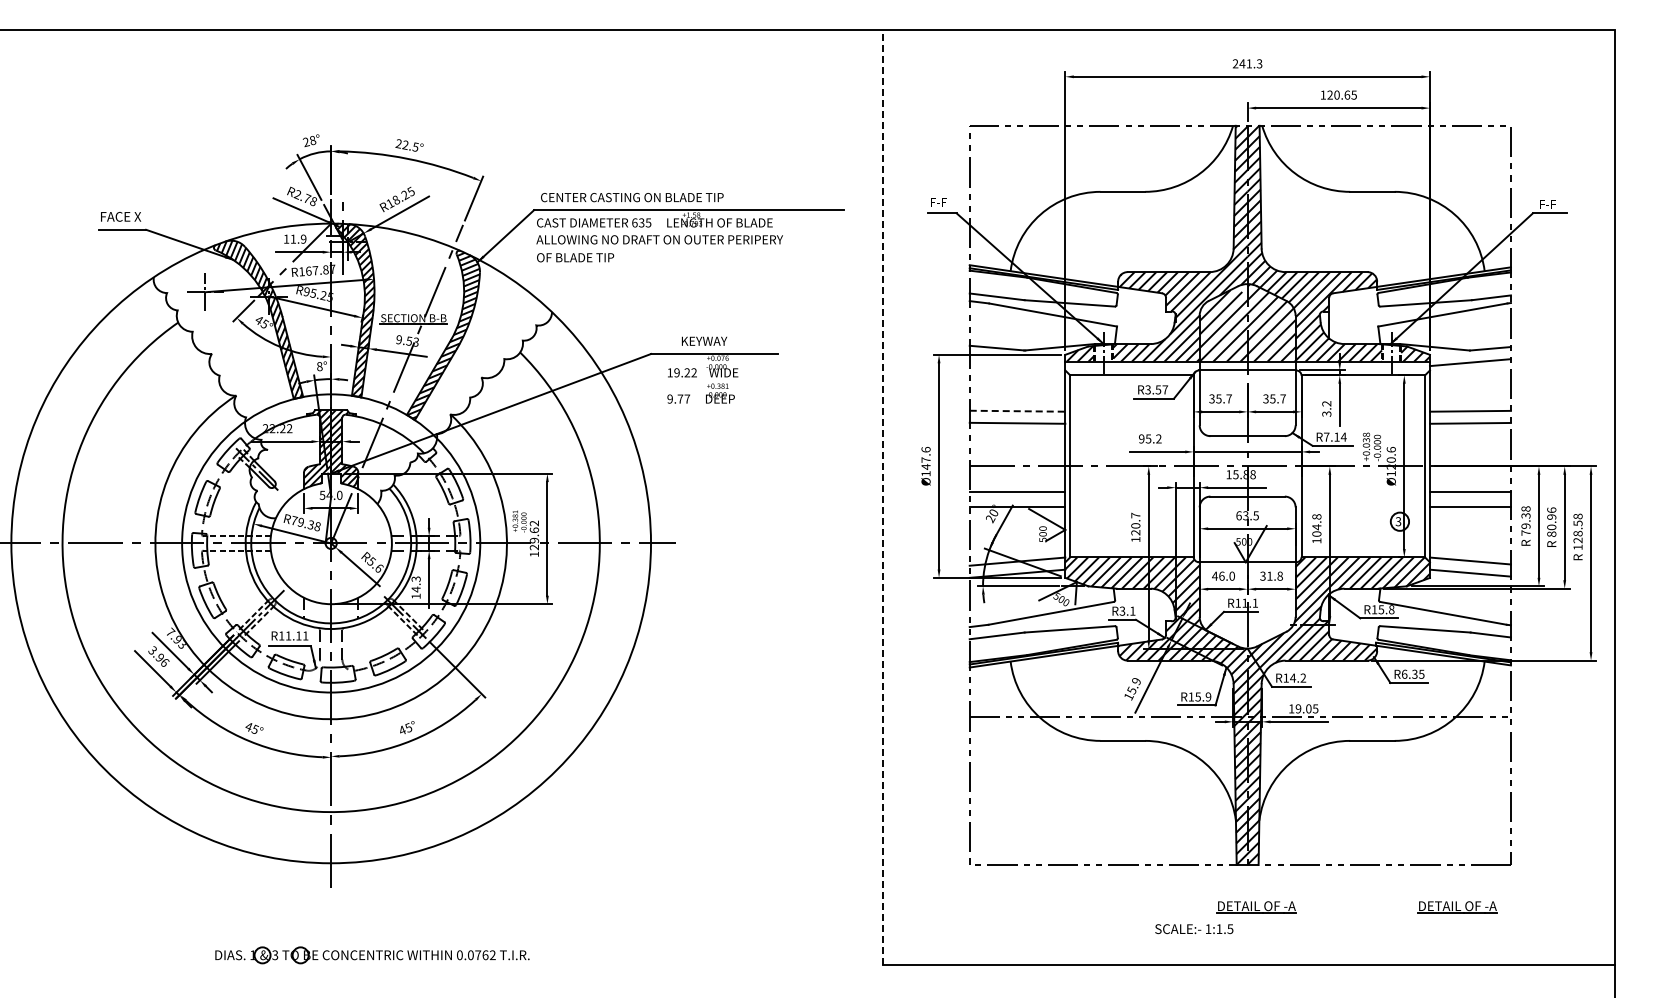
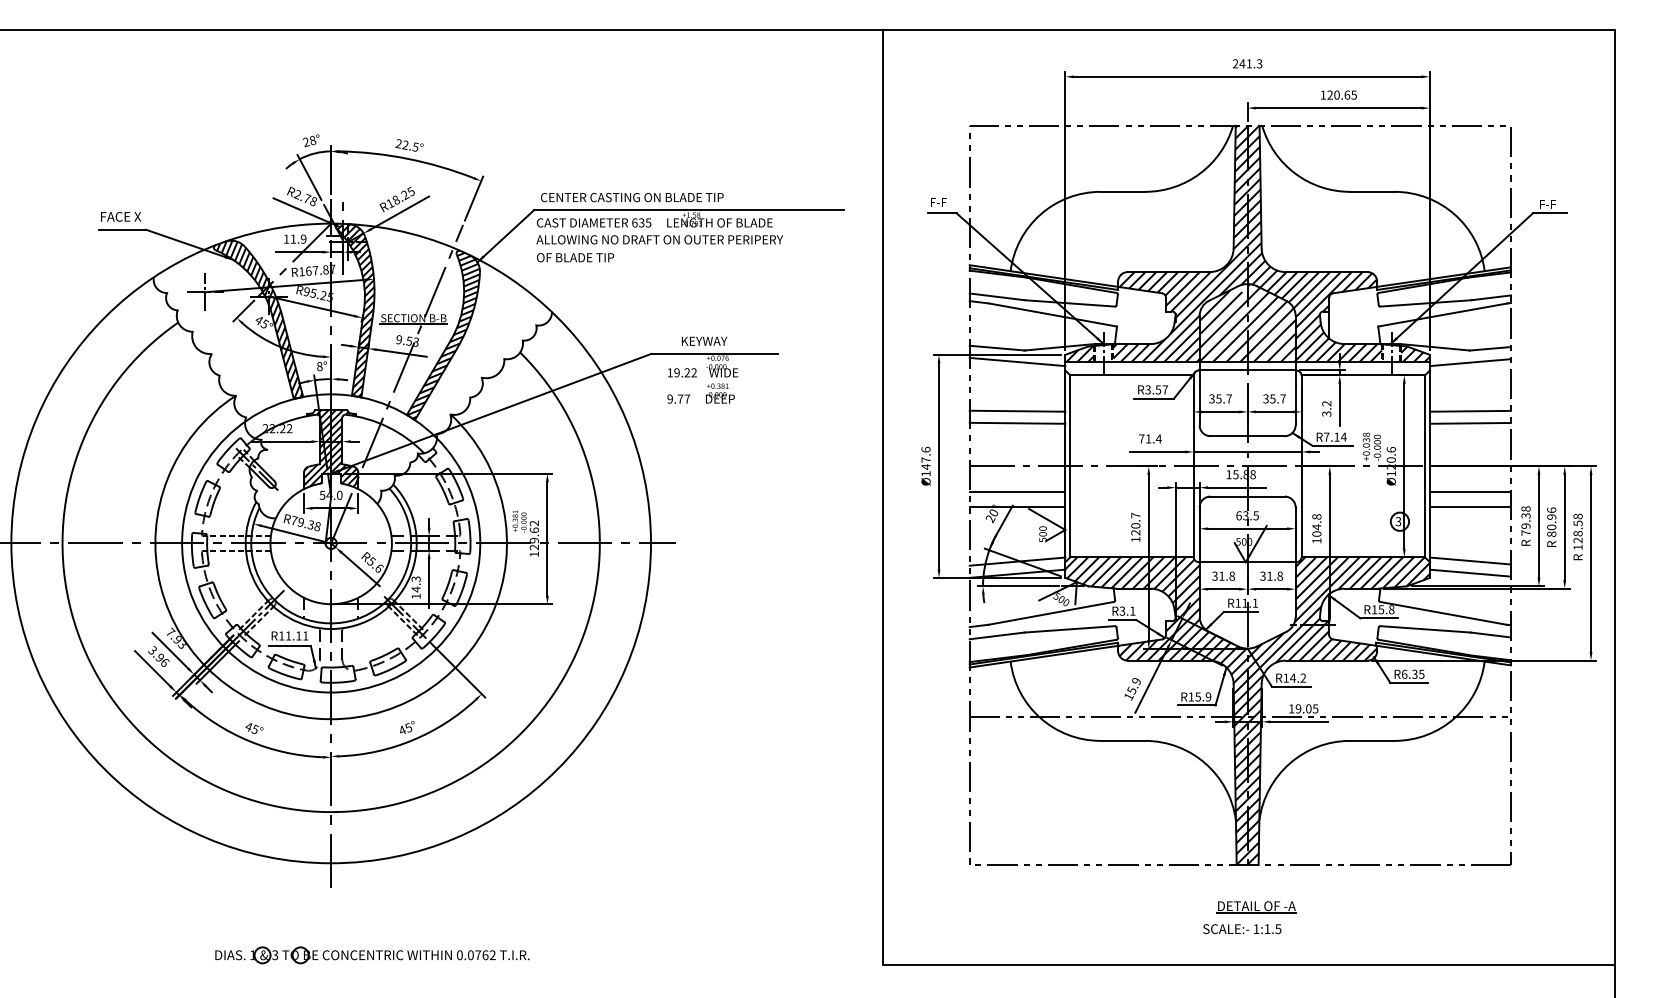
line: none -> present (1017, 361)
line: dashed -> solid (1017, 411)
text: 95.2 -> 71.4 (1150, 438)
line: dashed -> solid (883, 497)
text: 46.0 -> 31.8 (1223, 575)
part: present -> none (1457, 907)
text position: (1194, 929) -> (1242, 929) (1242, 929)
